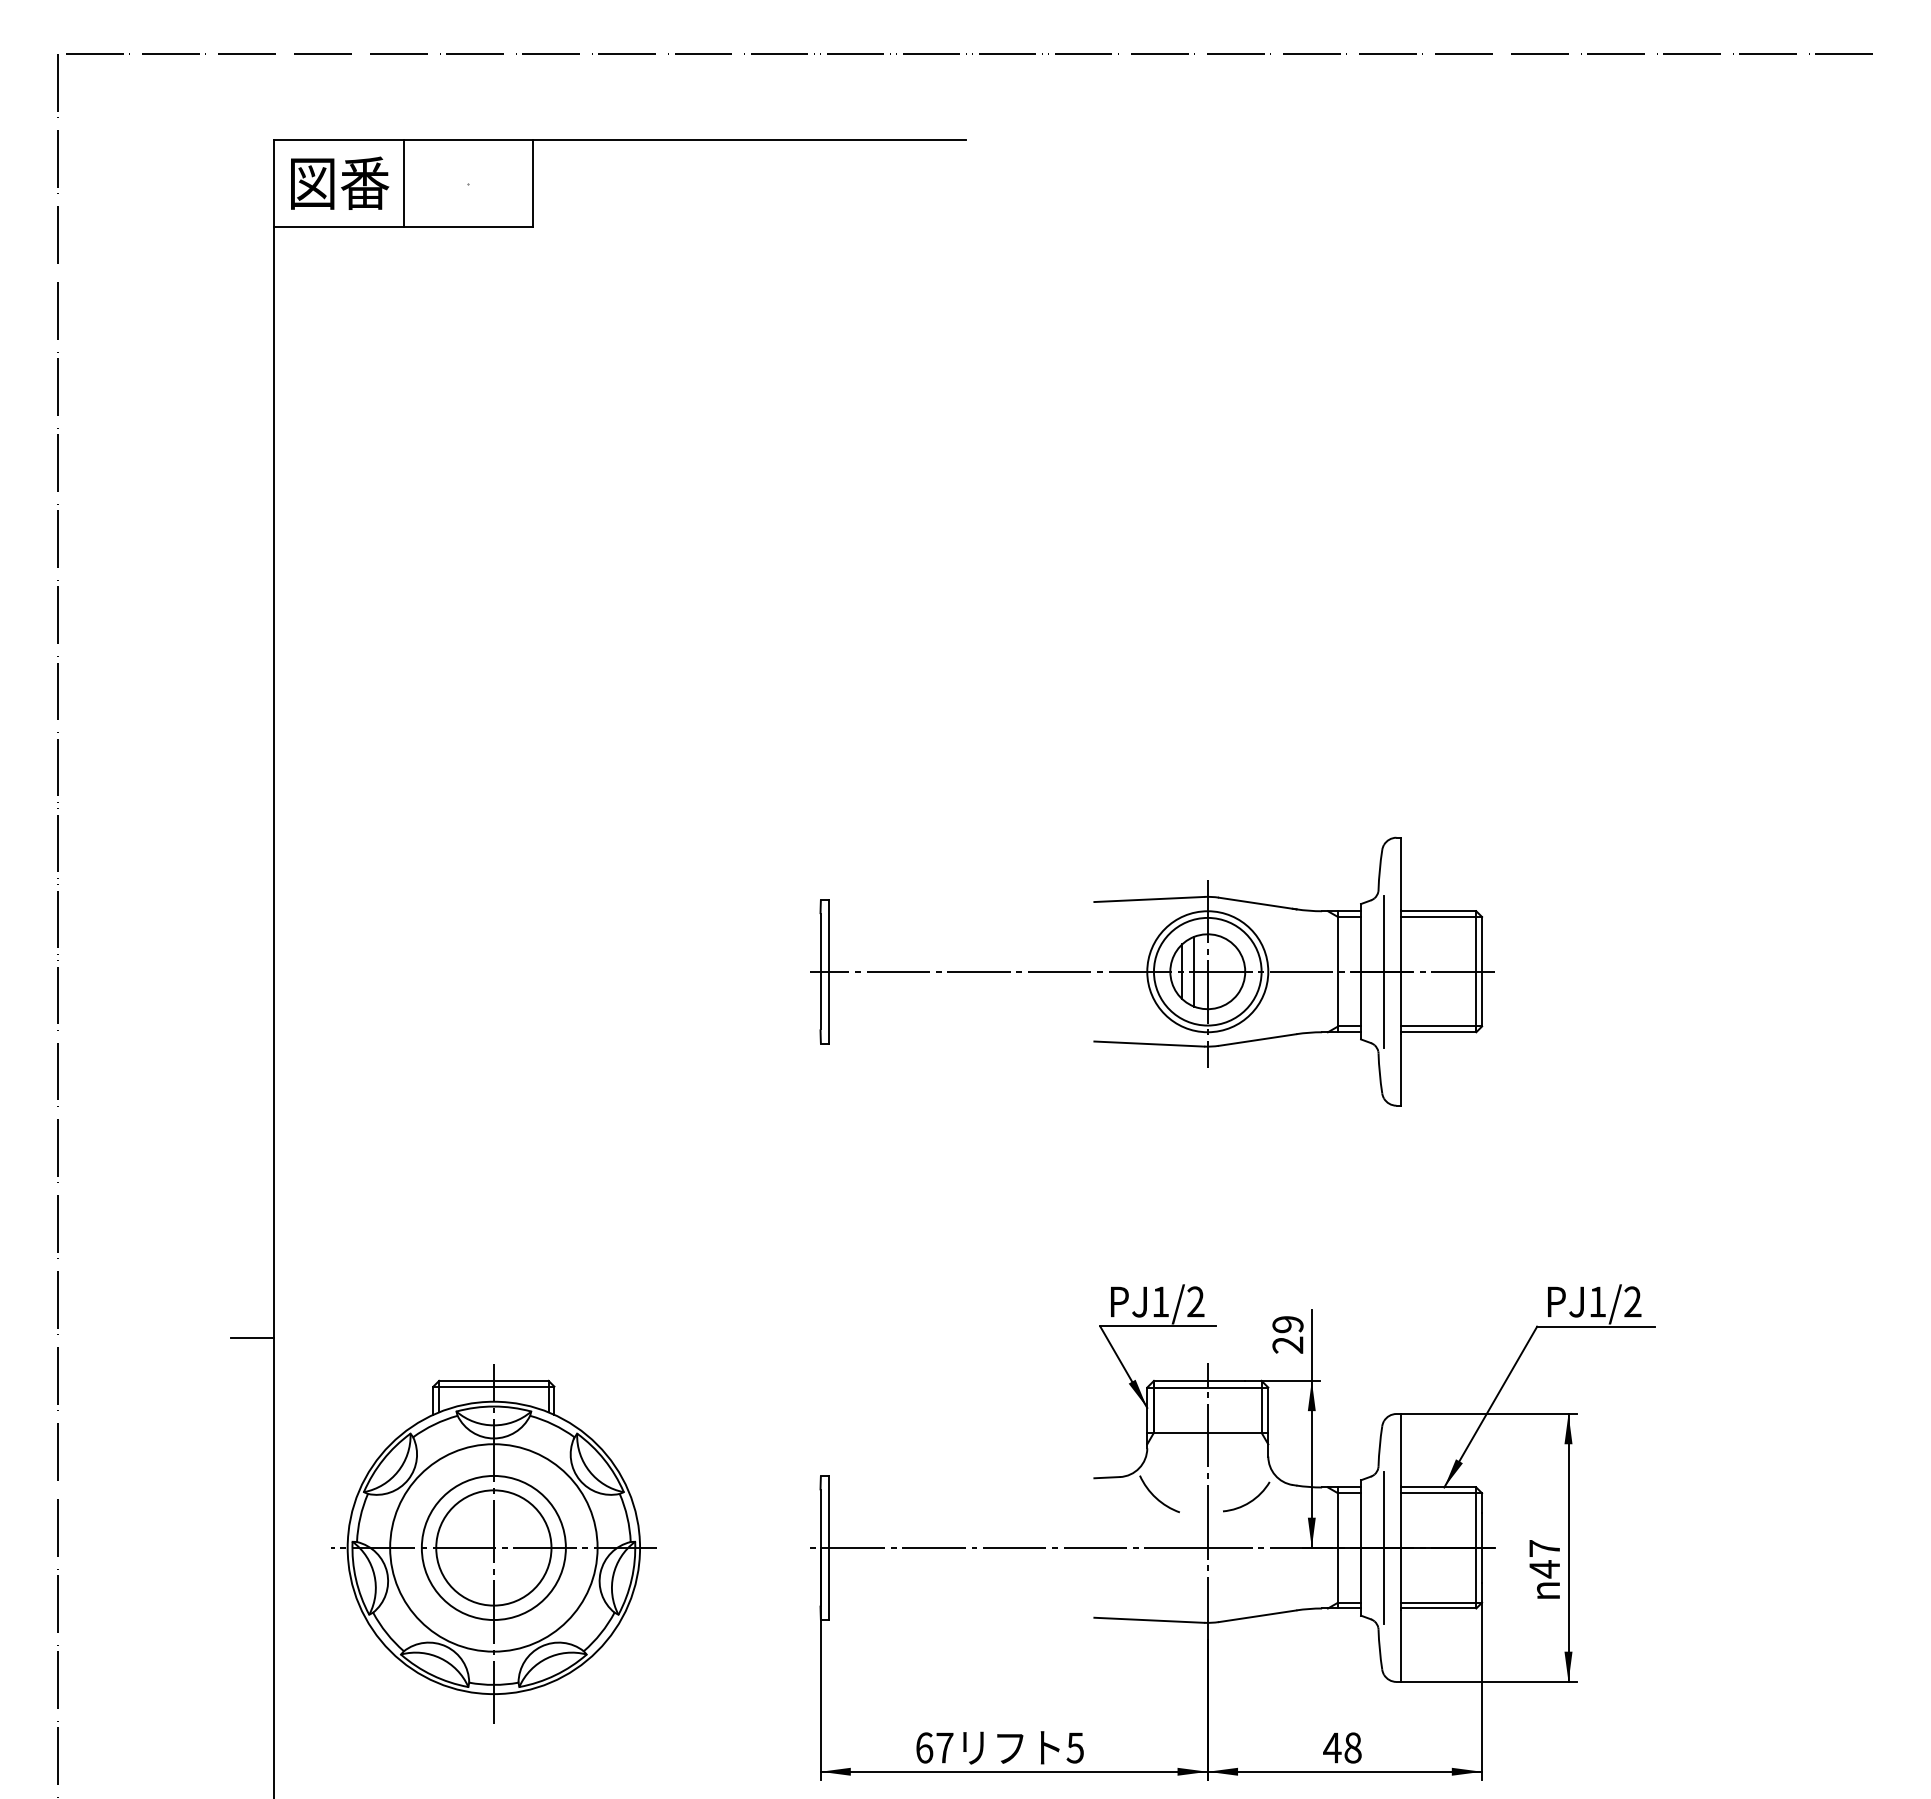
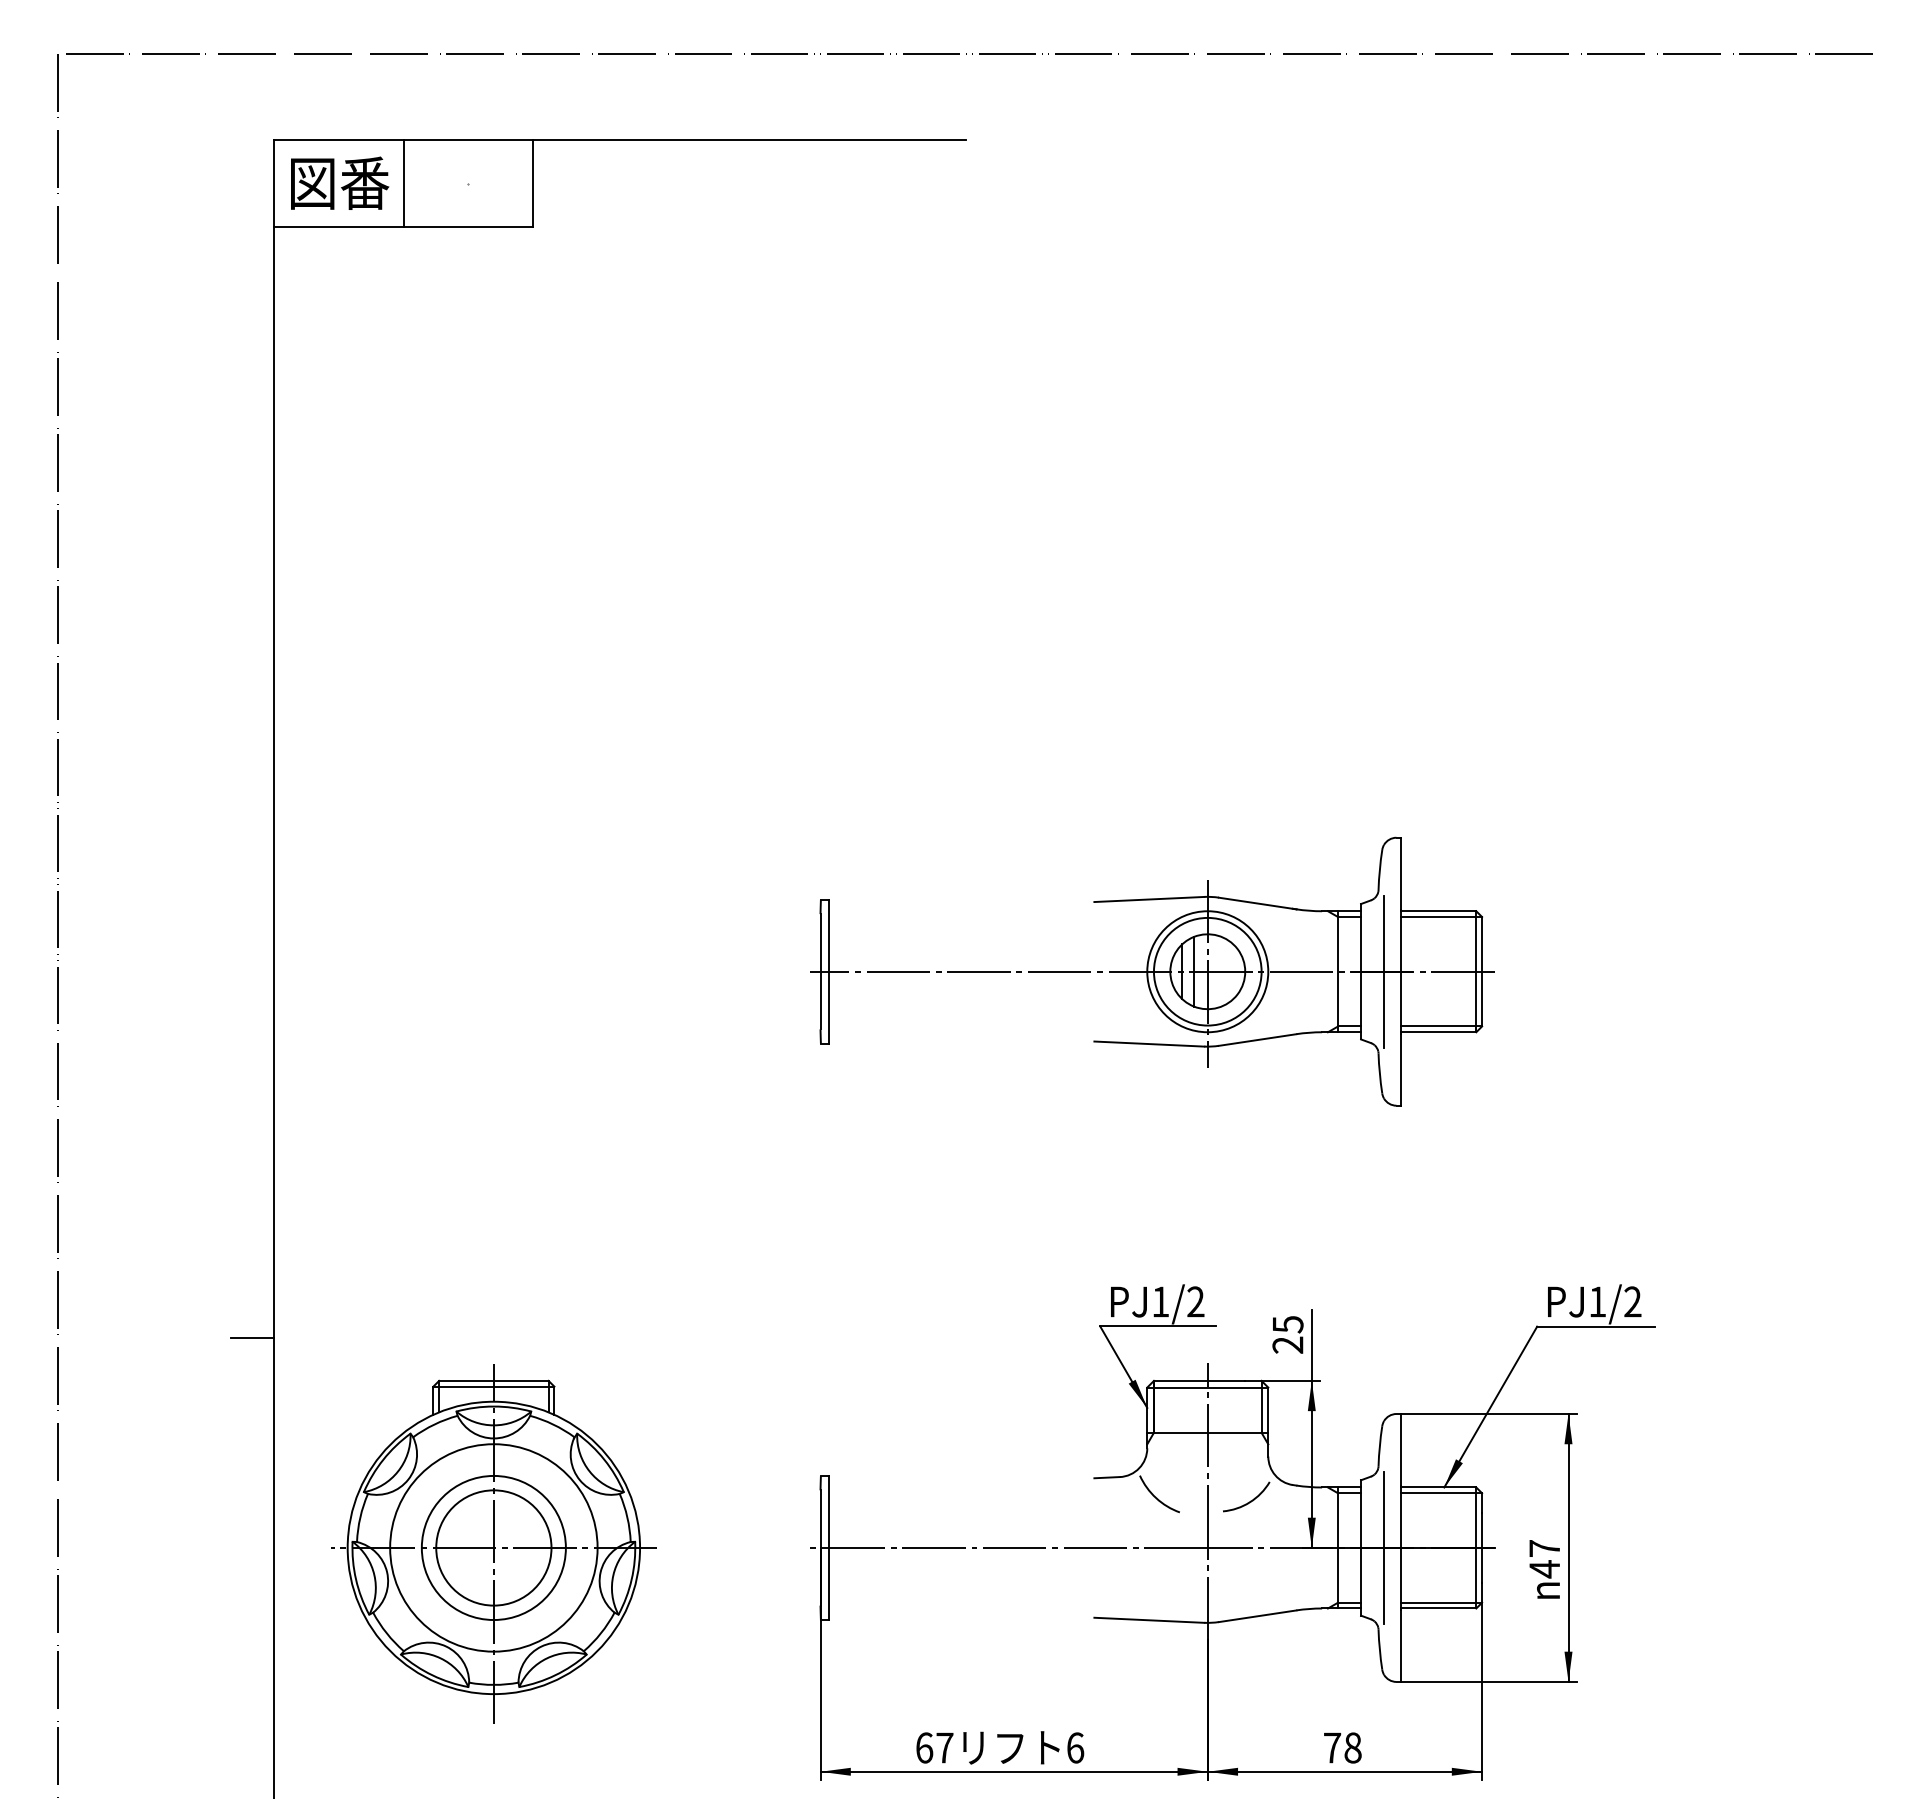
text: 29 -> 25 (1287, 1324)
text: 5 -> 6 (1075, 1747)
text: 48 -> 78 (1332, 1747)
